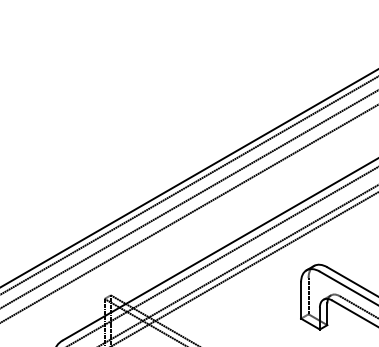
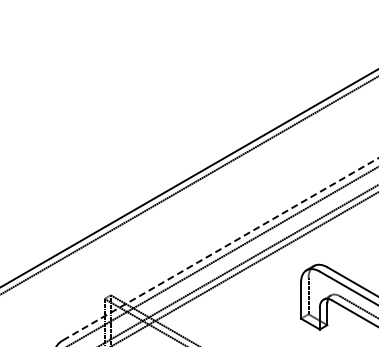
line: present -> none (188, 199)
line: present -> none (188, 213)
line: solid -> dashed (221, 248)
